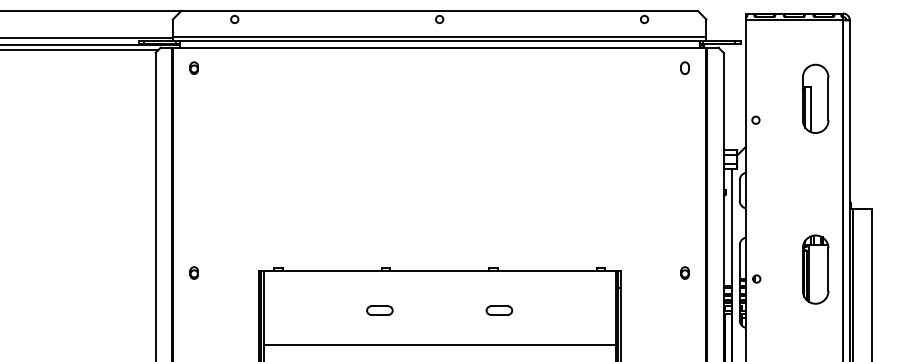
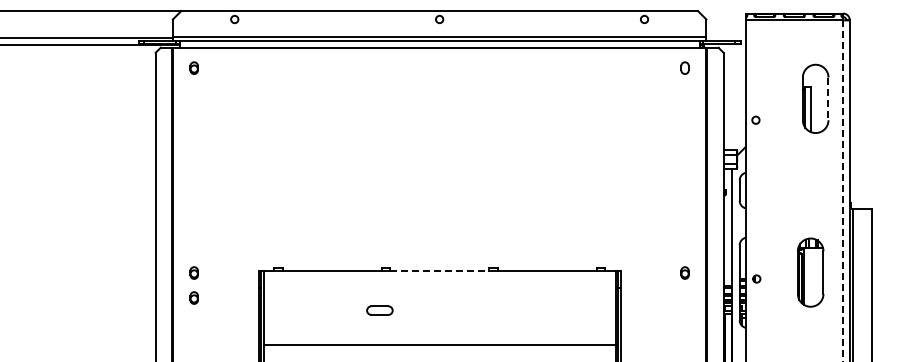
line: present -> none (80, 50)
line: solid -> dashed (828, 99)
line: solid -> dashed (843, 191)
part position: (815, 269) -> (810, 272) (810, 272)
line: solid -> dashed (439, 271)
part: none -> present (193, 297)
part: present -> none (499, 310)
